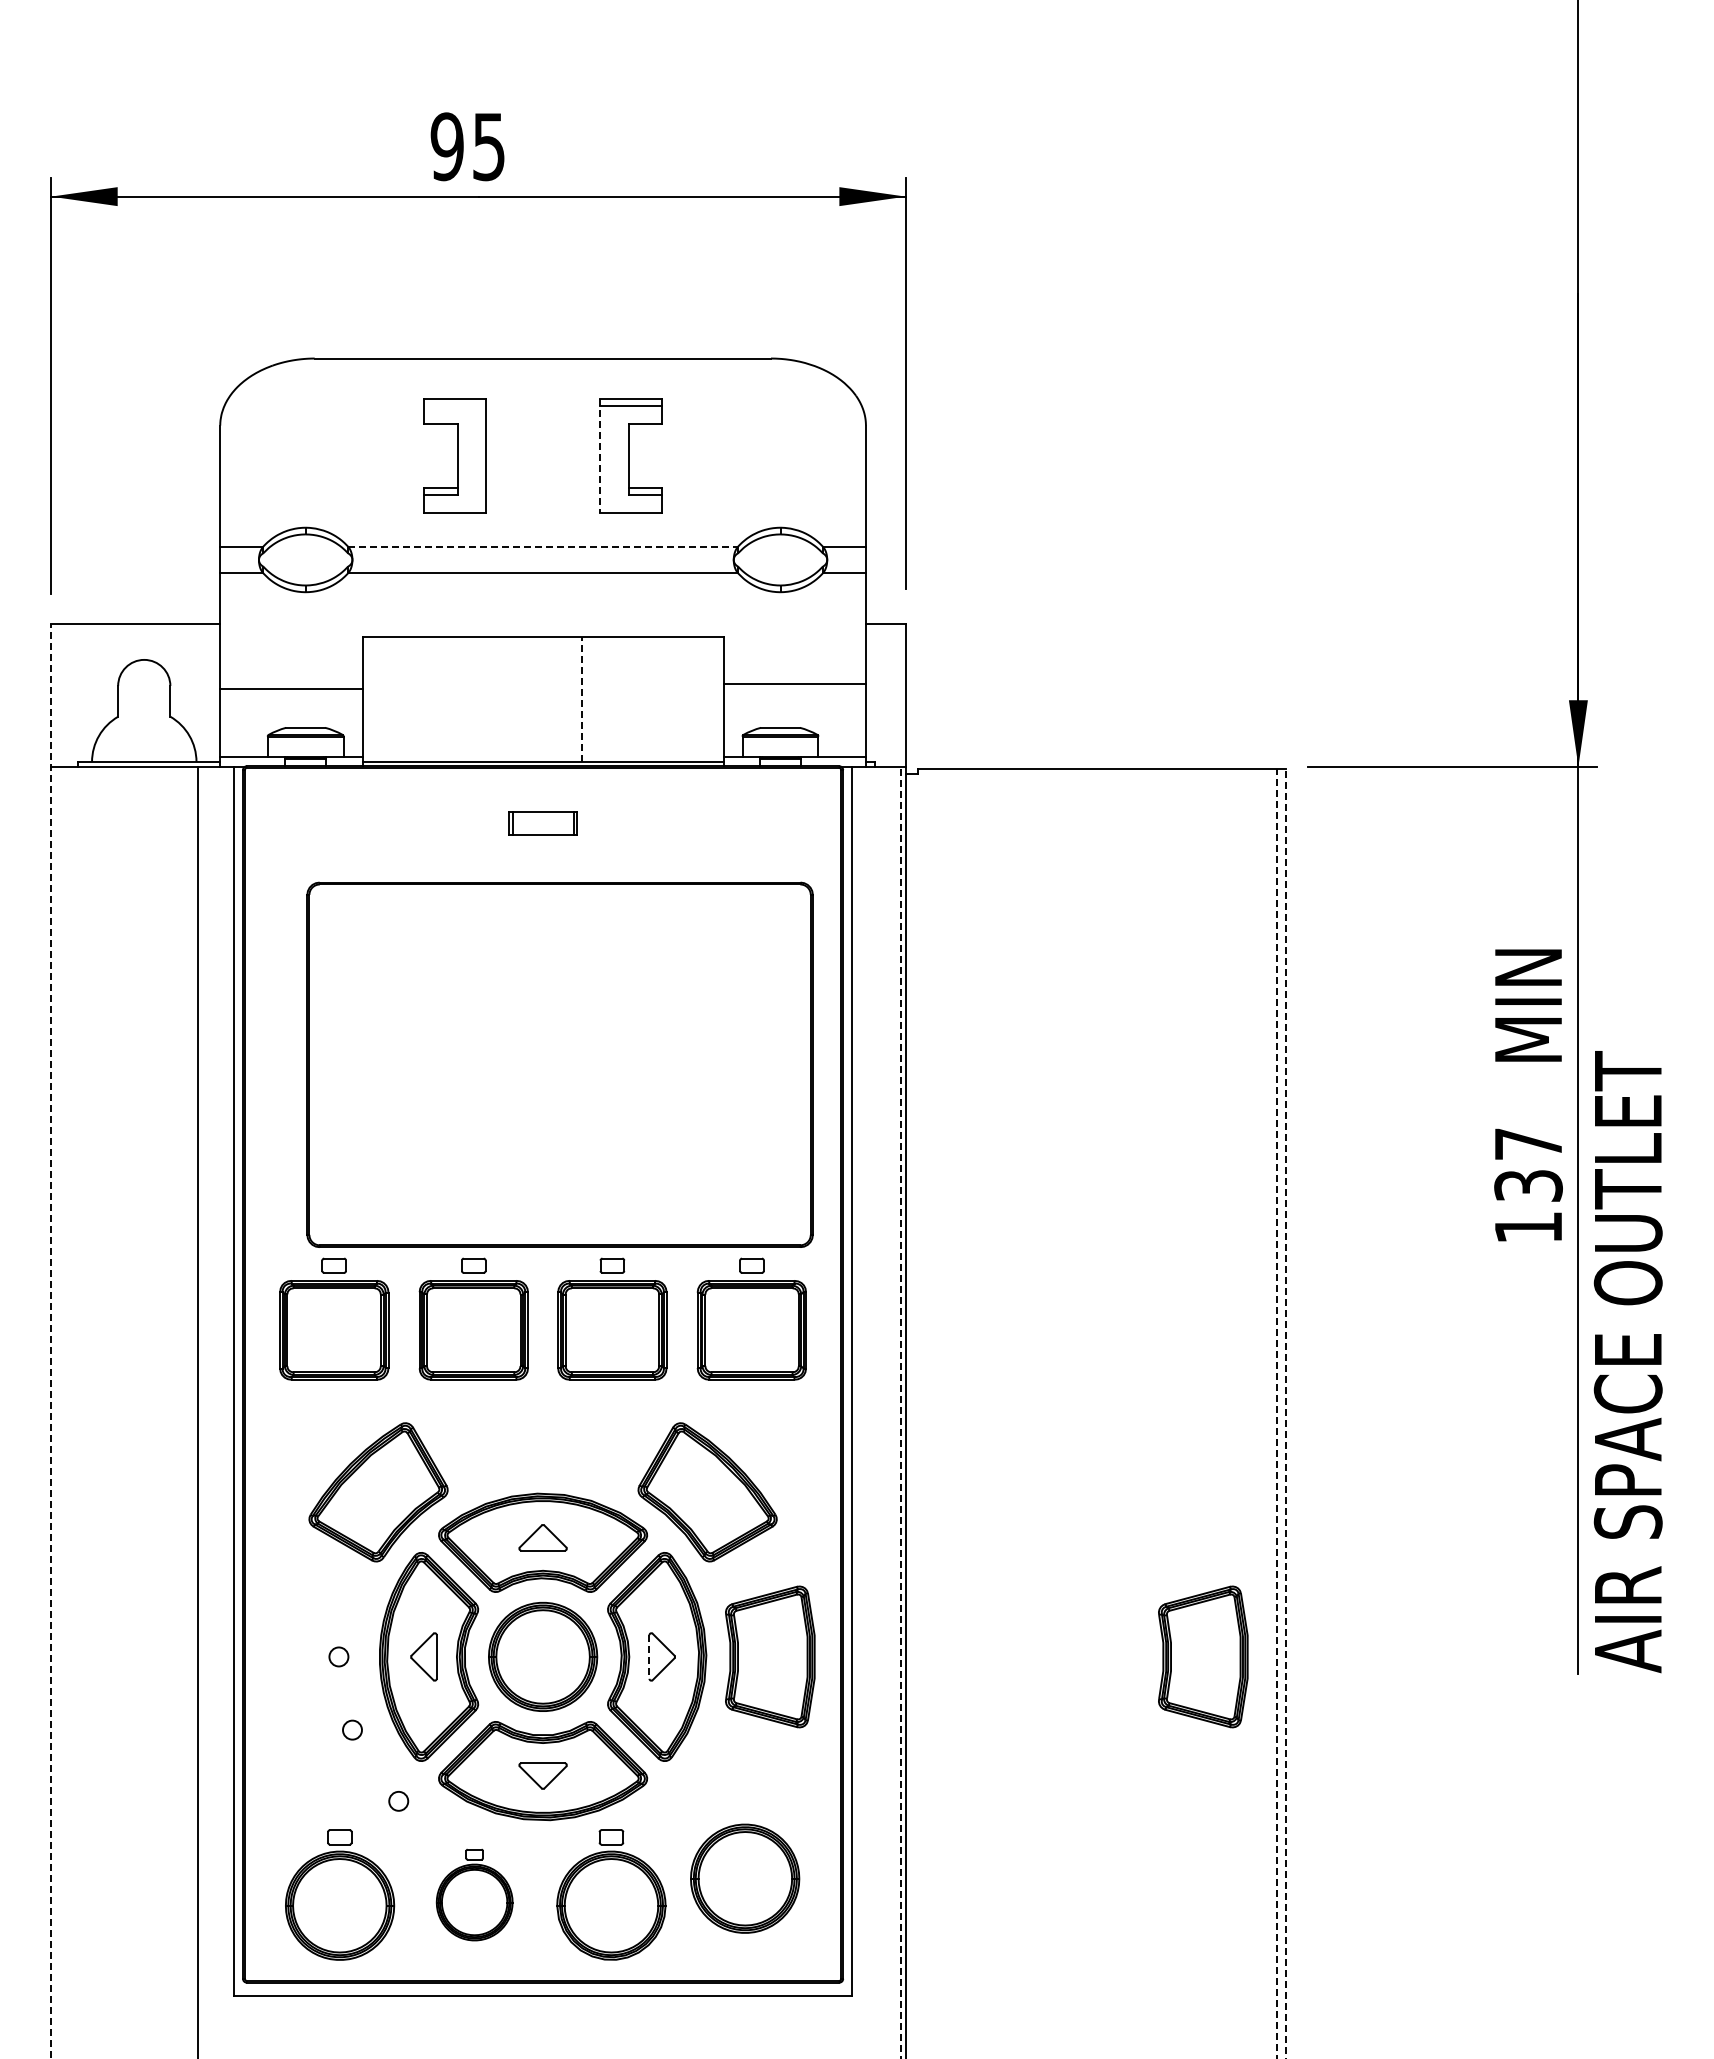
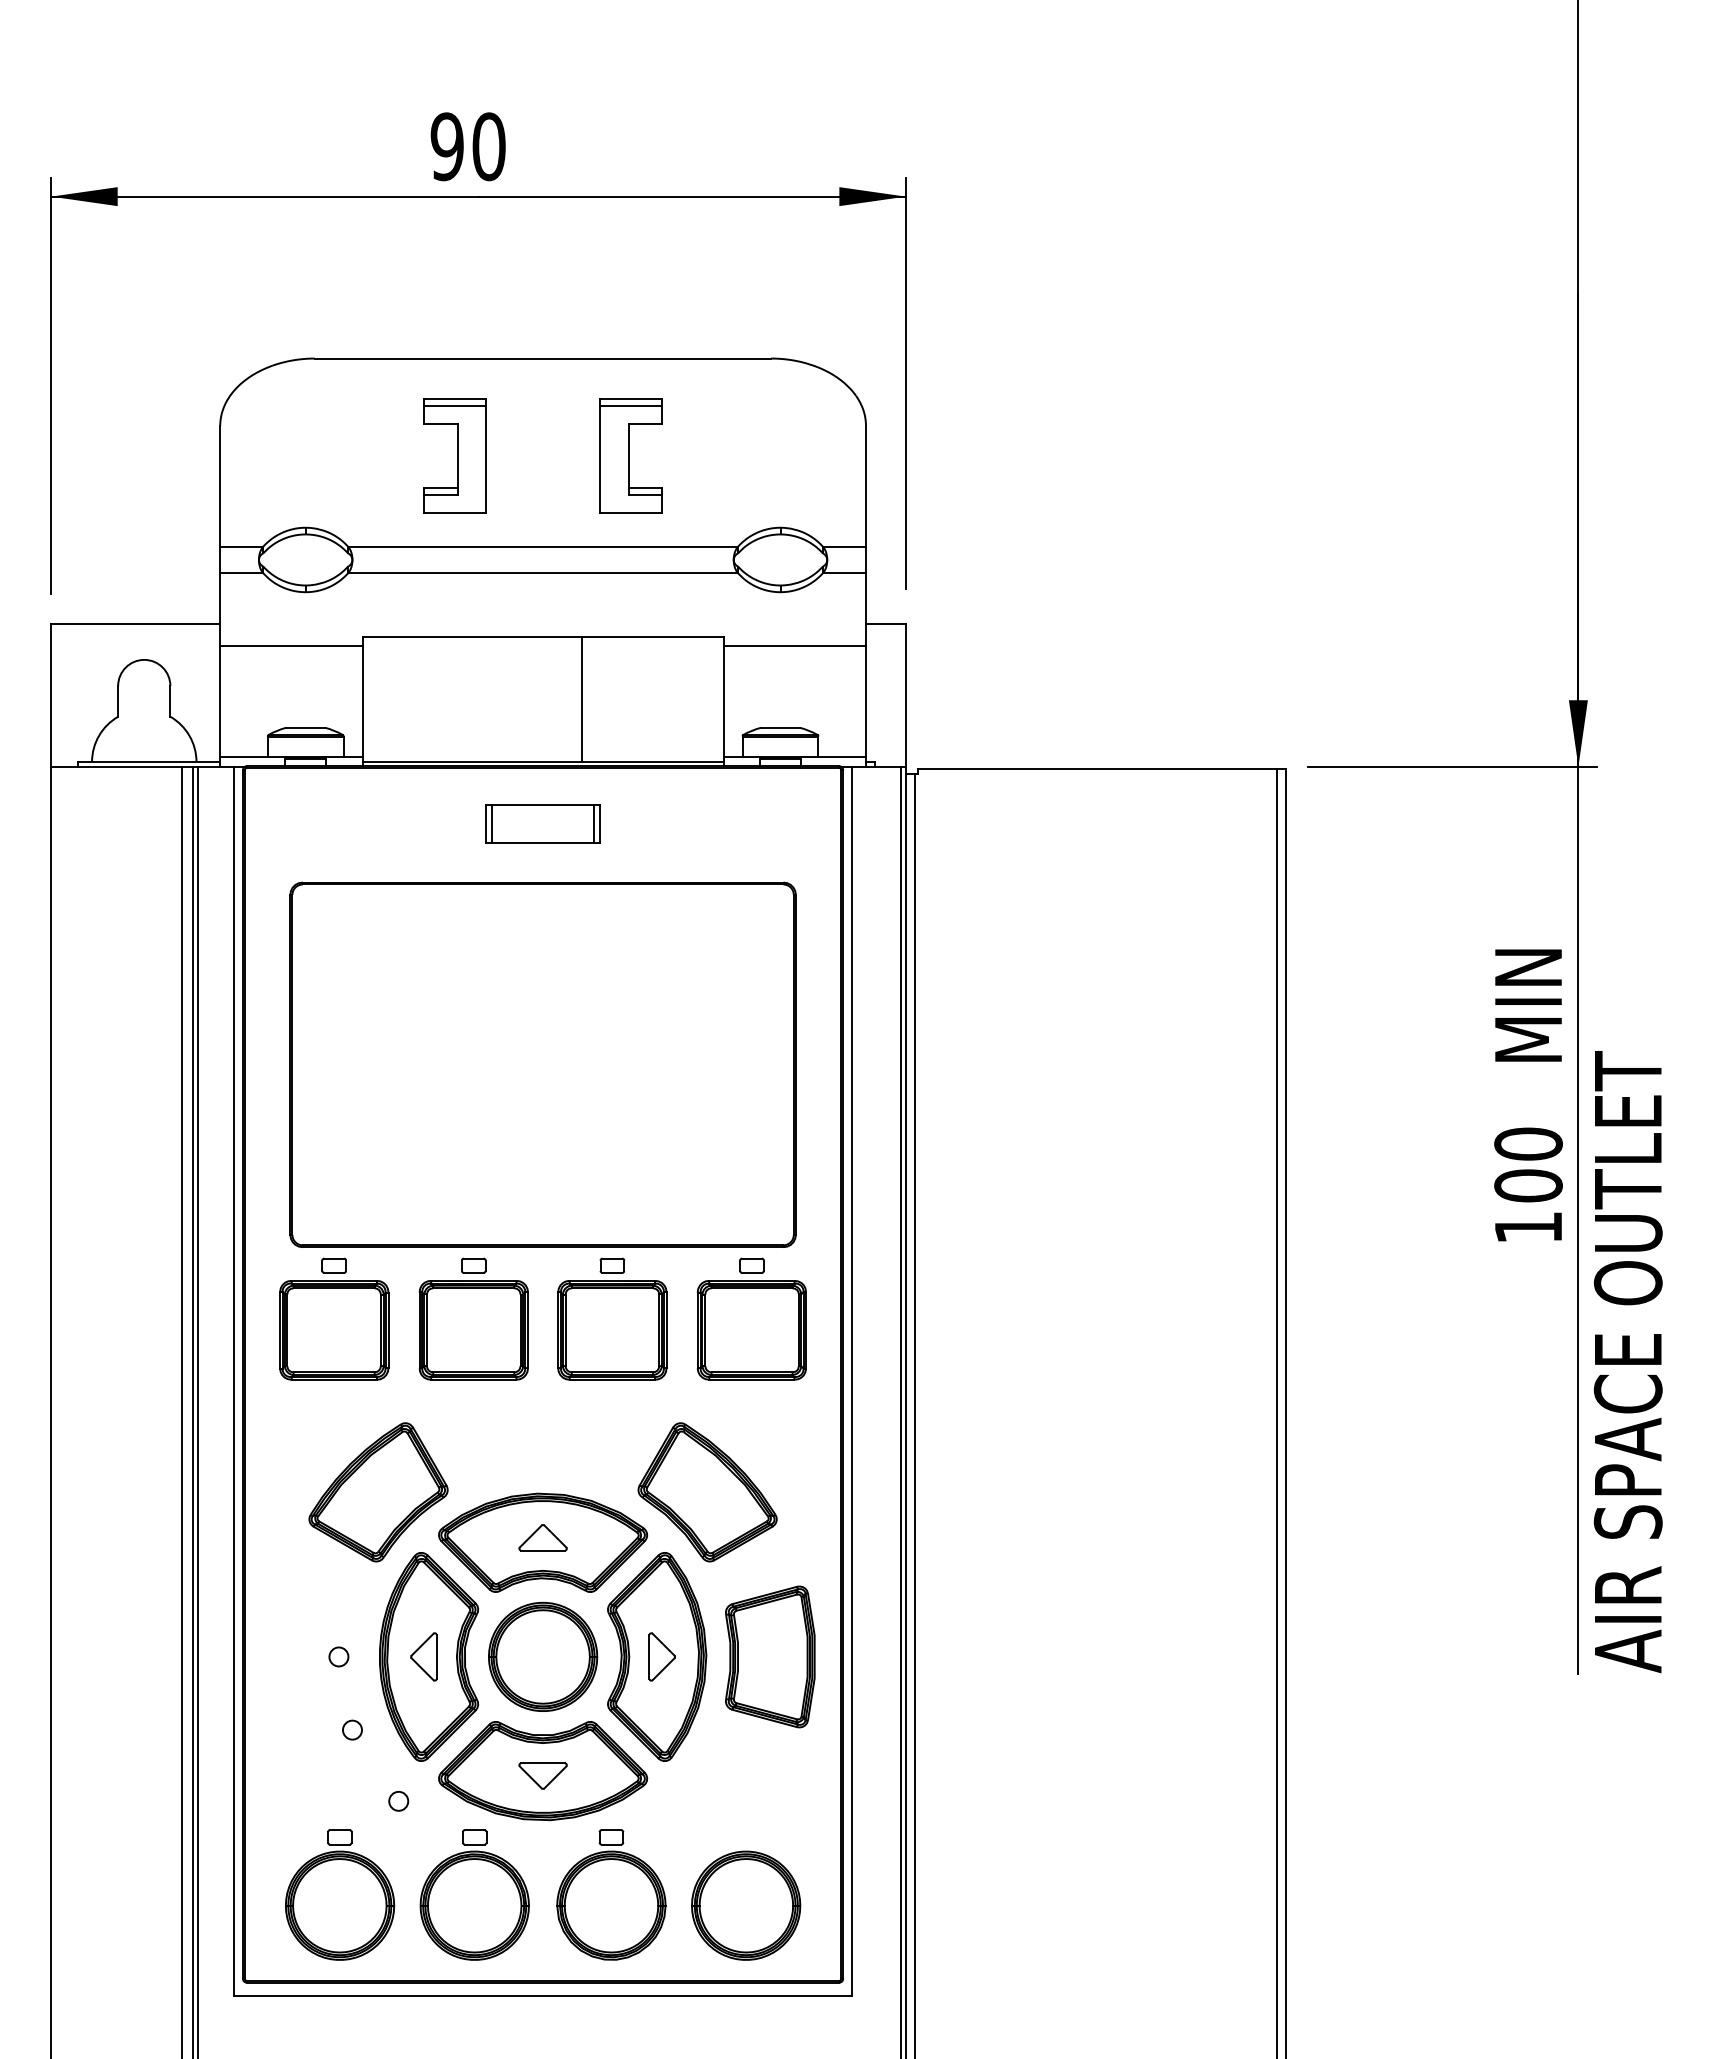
text: 95 -> 90 (488, 146)
line: none -> present (455, 405)
line: dashed -> solid (600, 456)
line: dashed -> solid (543, 546)
line position: (794, 684) -> (794, 646) (794, 646)
line position: (291, 689) -> (291, 646) (291, 646)
line: dashed -> solid (582, 699)
part size: 70x25 px -> 116x40 px (542, 823)
part position: (559, 1064) -> (542, 1064) (542, 1064)
text: 137 -> 100 (1528, 1164)
line: dashed -> solid (51, 1341)
line: none -> present (181, 1410)
line: none -> present (193, 1410)
line: dashed -> solid (901, 1412)
line: dashed -> solid (1285, 1413)
line: none -> present (915, 1414)
line: dashed -> solid (1276, 1414)
line: dashed -> solid (649, 1656)
part: present -> none (1203, 1656)
part position: (745, 1878) -> (746, 1905) (746, 1905)
part size: 79x94 px -> 111x132 px (474, 1894)
